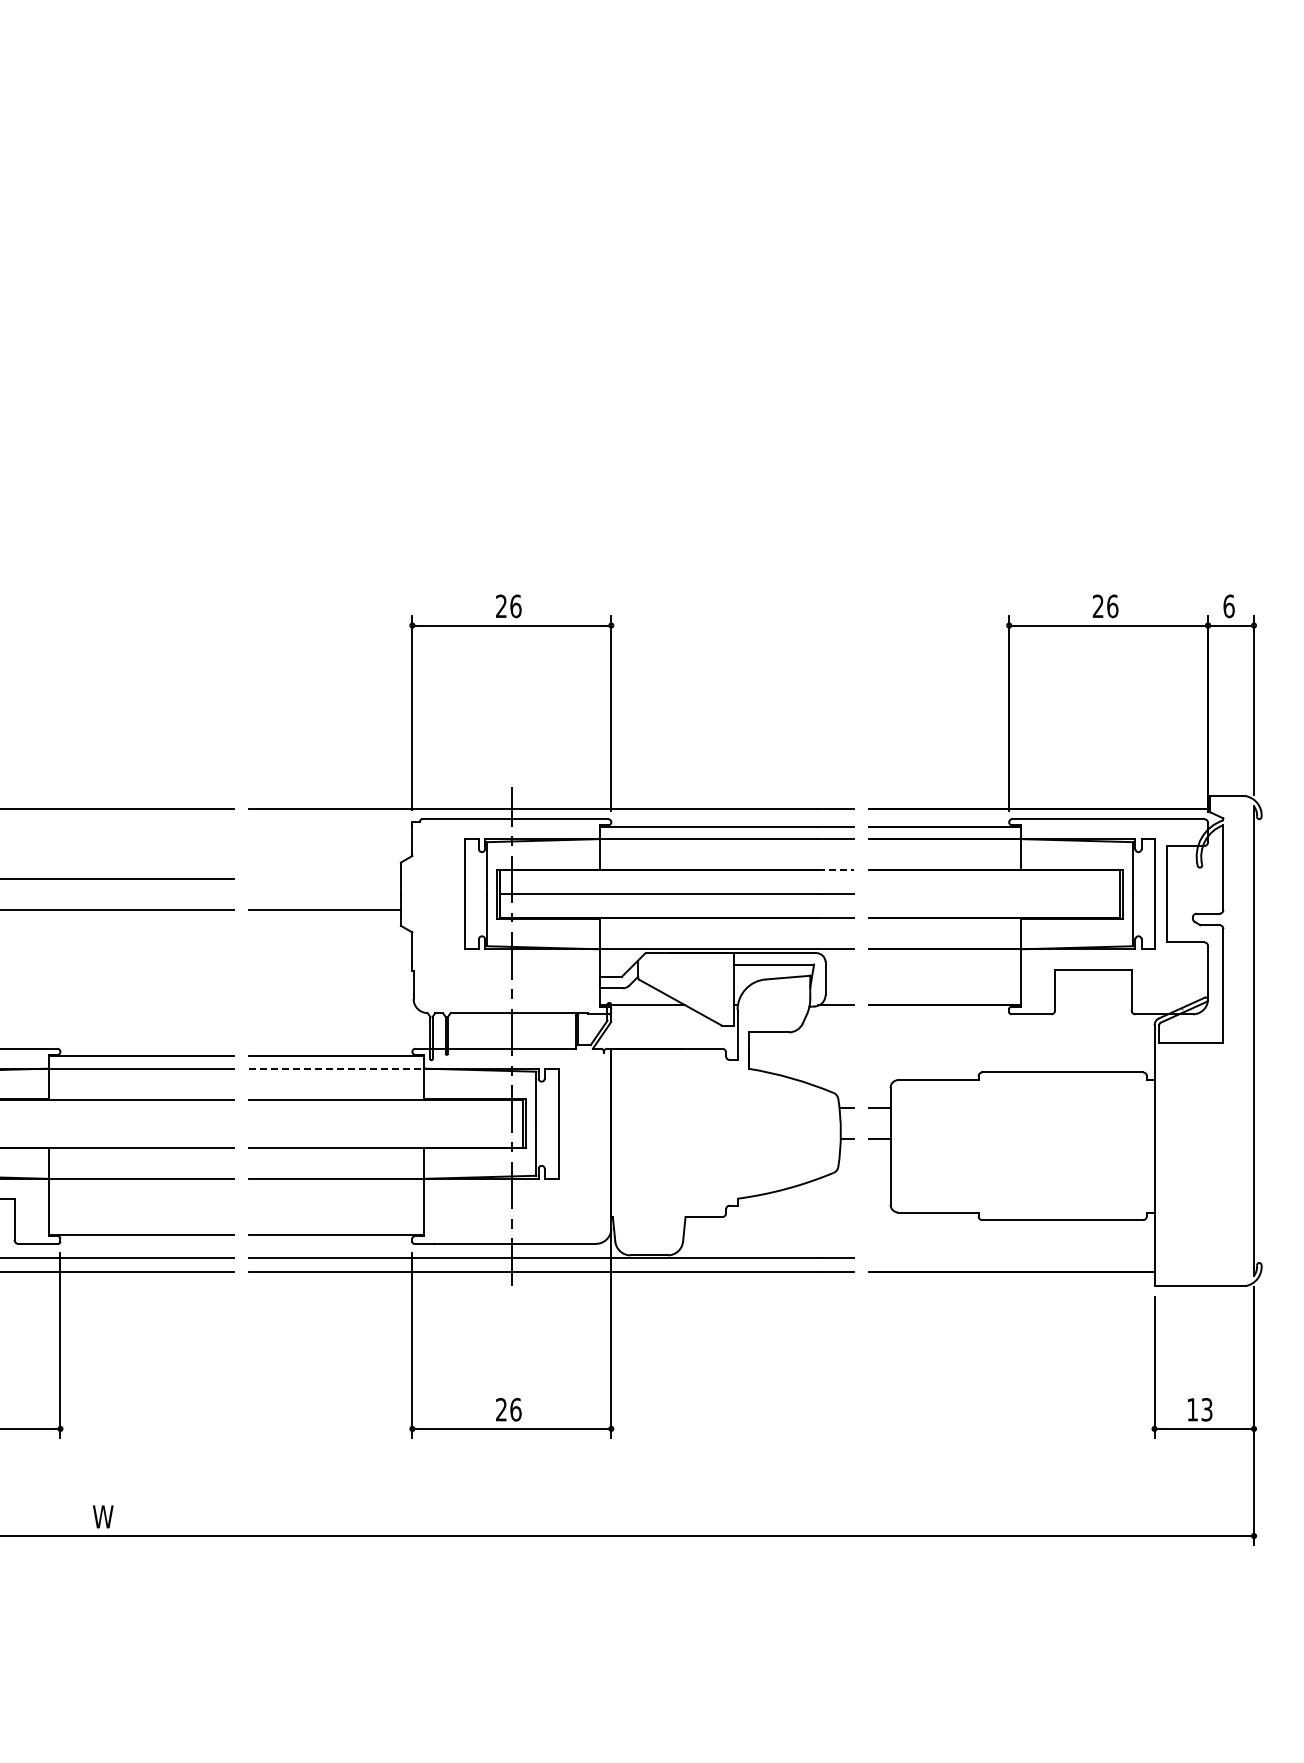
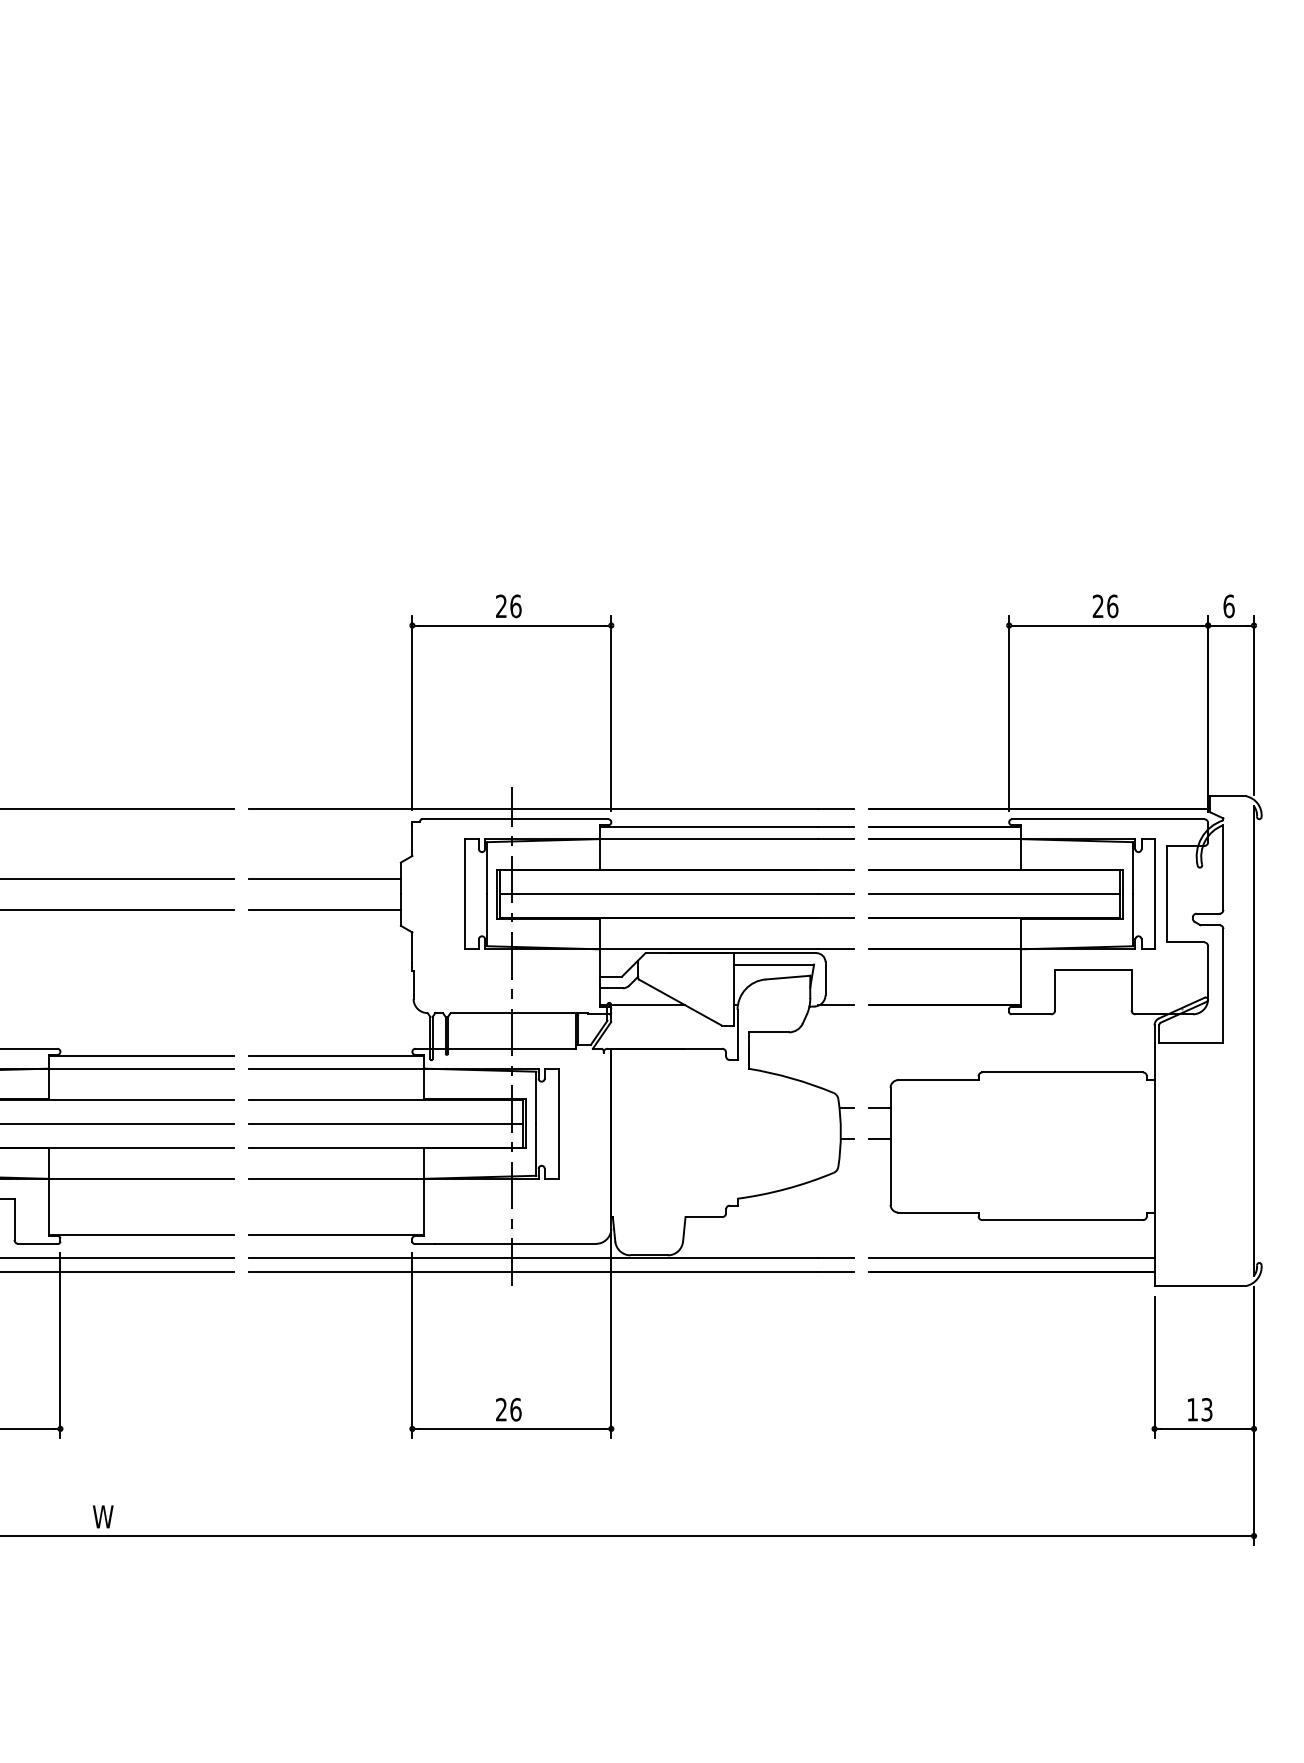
line: dashed -> solid (835, 870)
line: none -> present (324, 878)
line: none -> present (994, 894)
line: dashed -> solid (338, 1068)
line: none -> present (118, 1123)
line: none -> present (386, 1123)
line: none -> present (1011, 1258)
